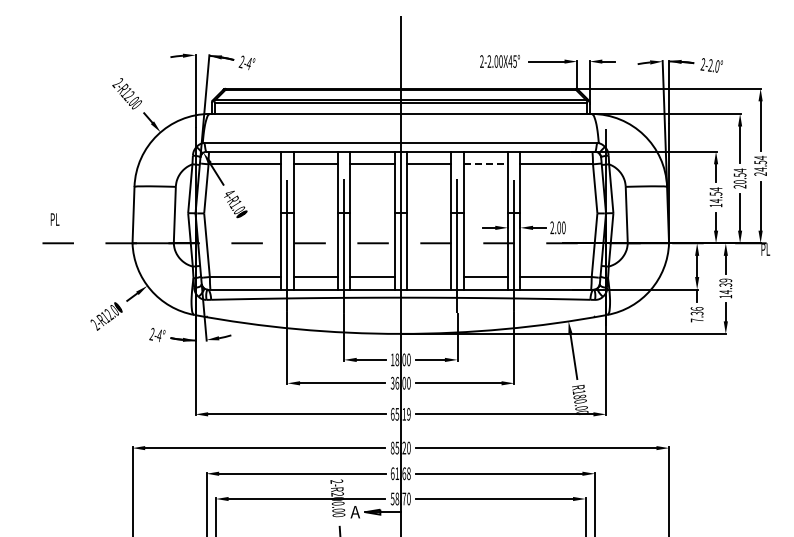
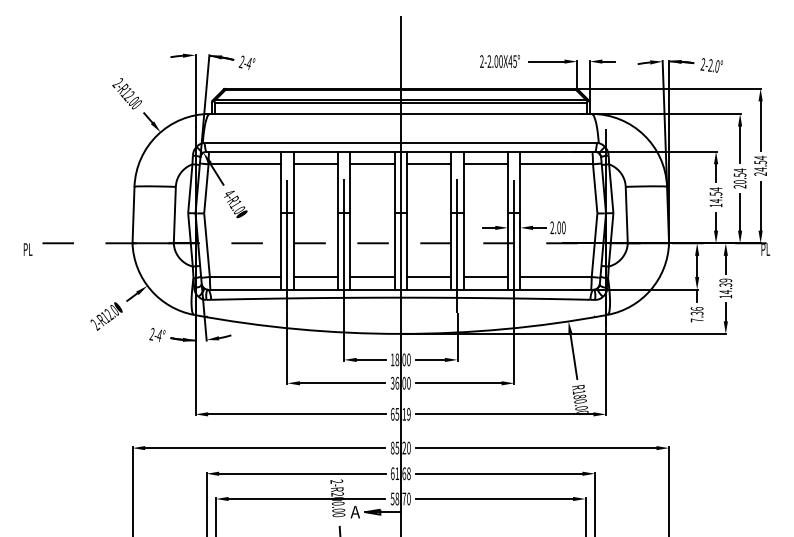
line: dashed -> solid (486, 164)
text position: (54, 219) -> (27, 249) (27, 249)
line: none -> present (429, 277)
